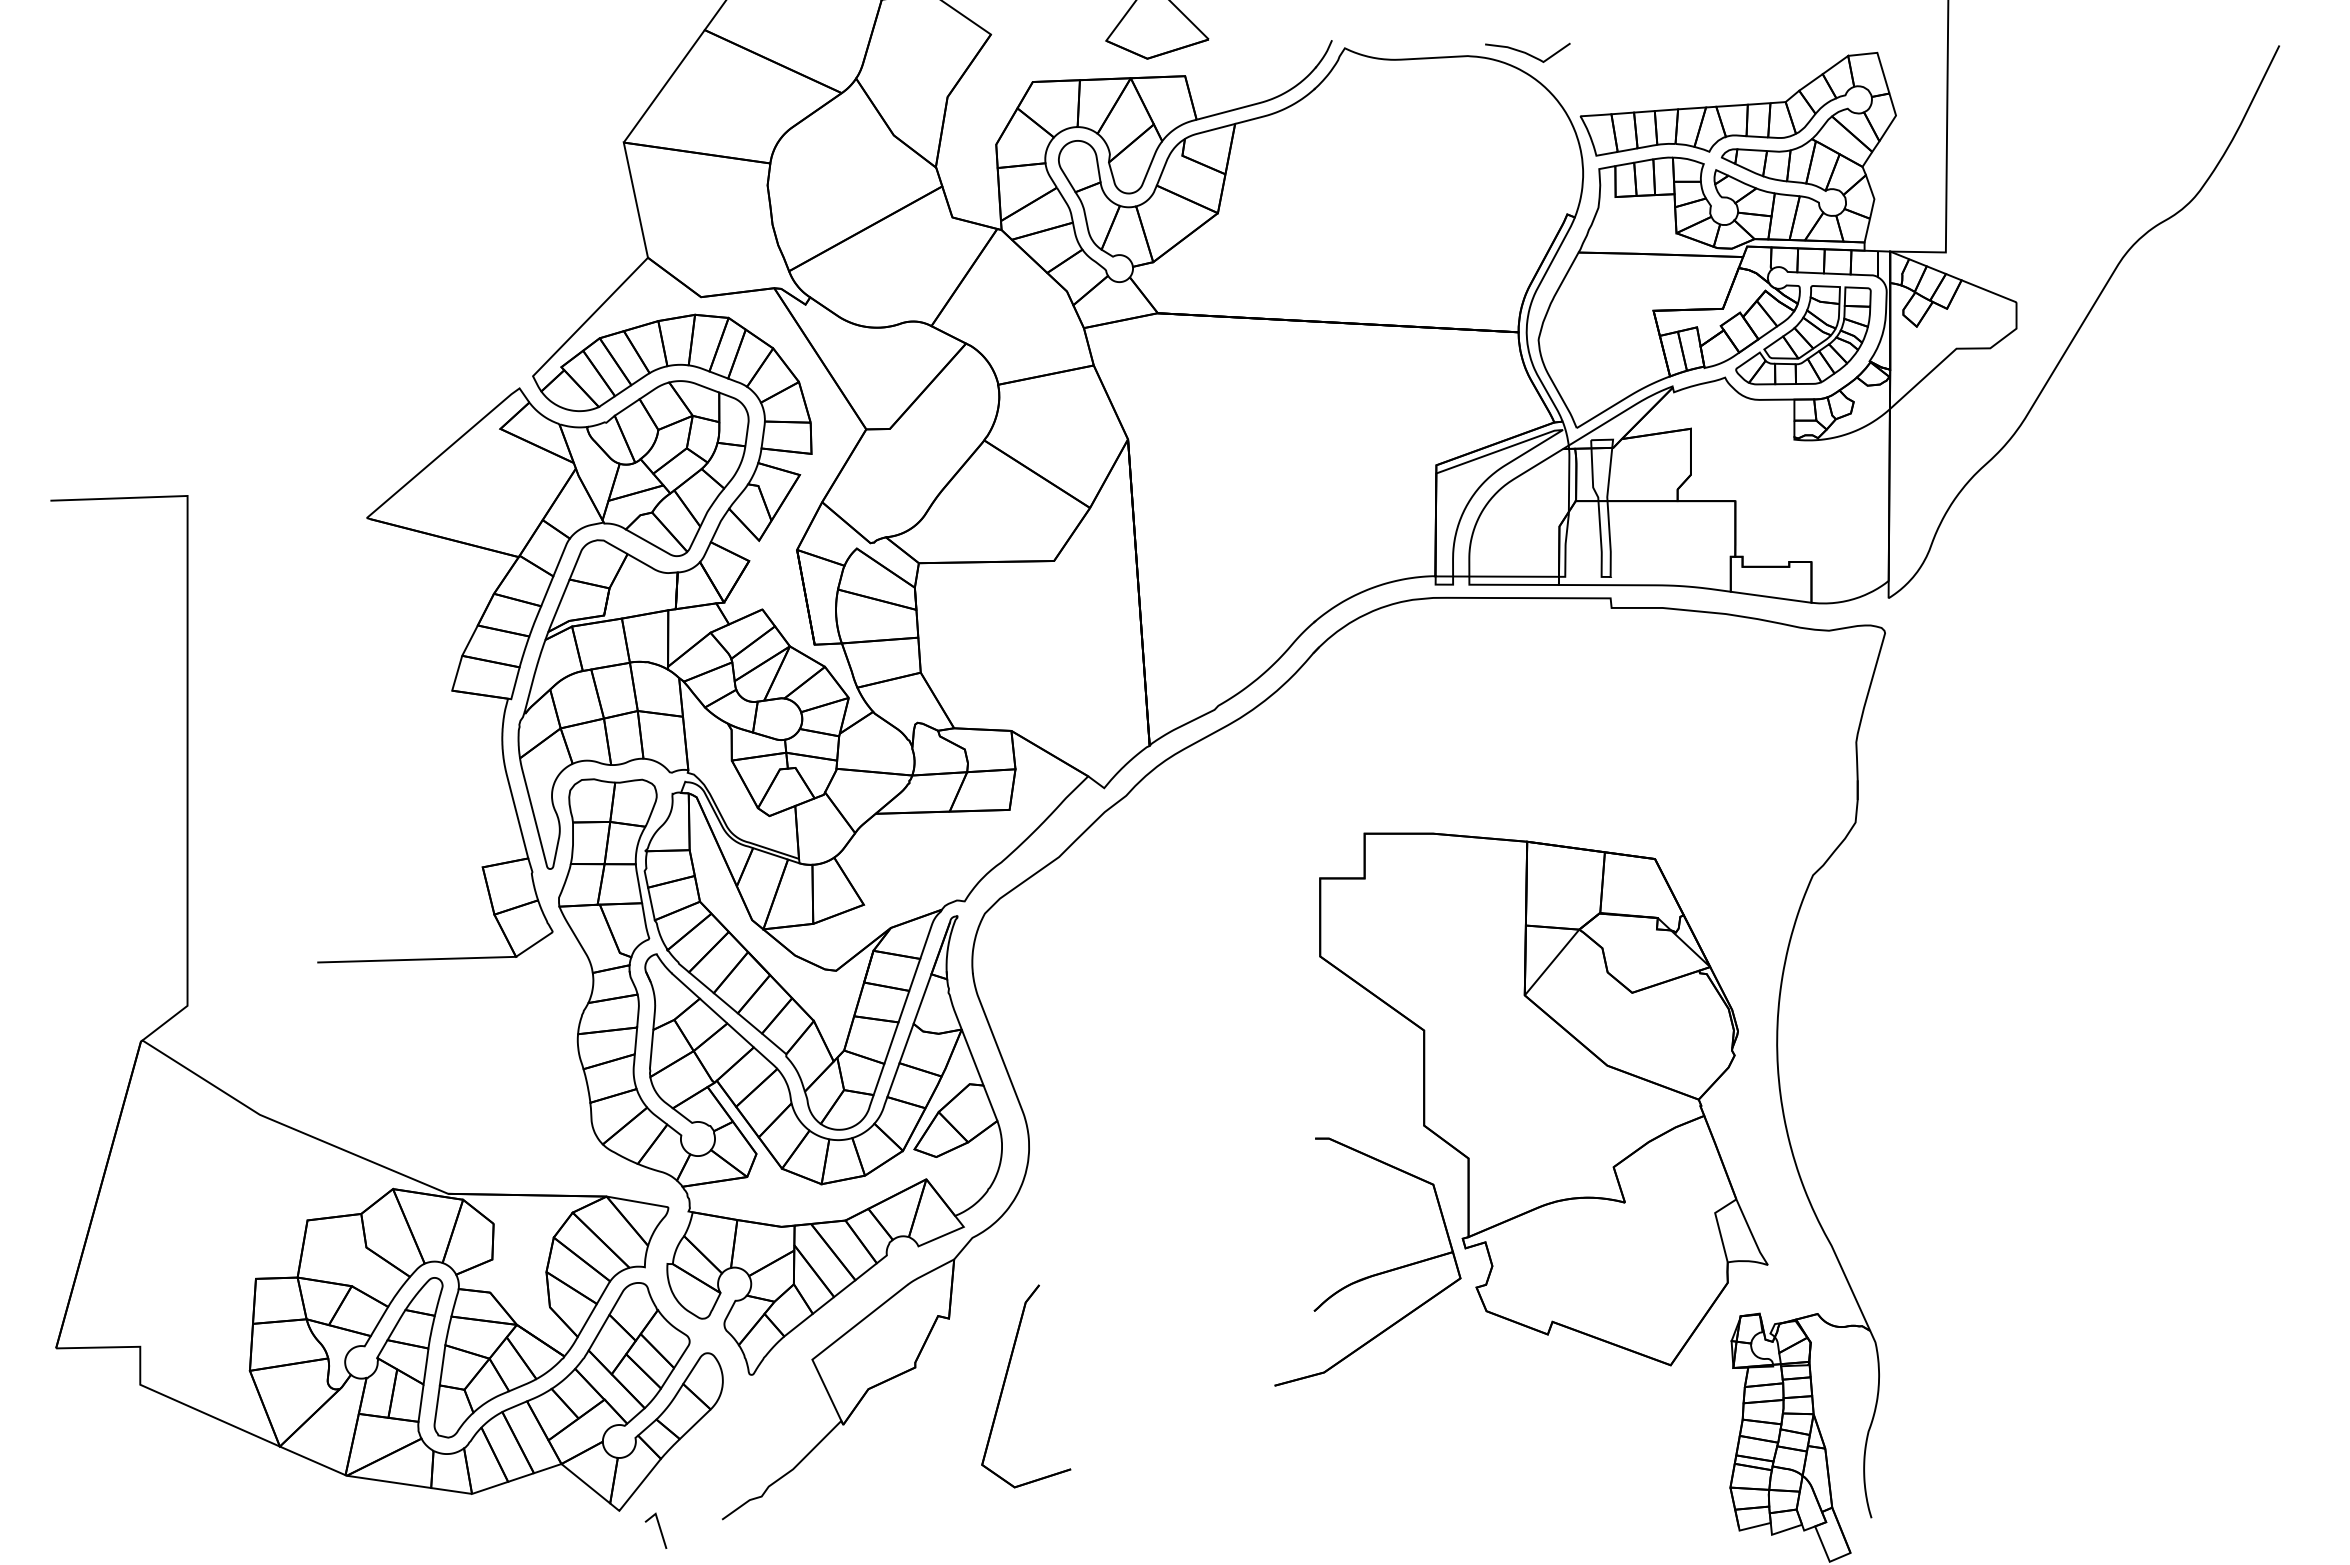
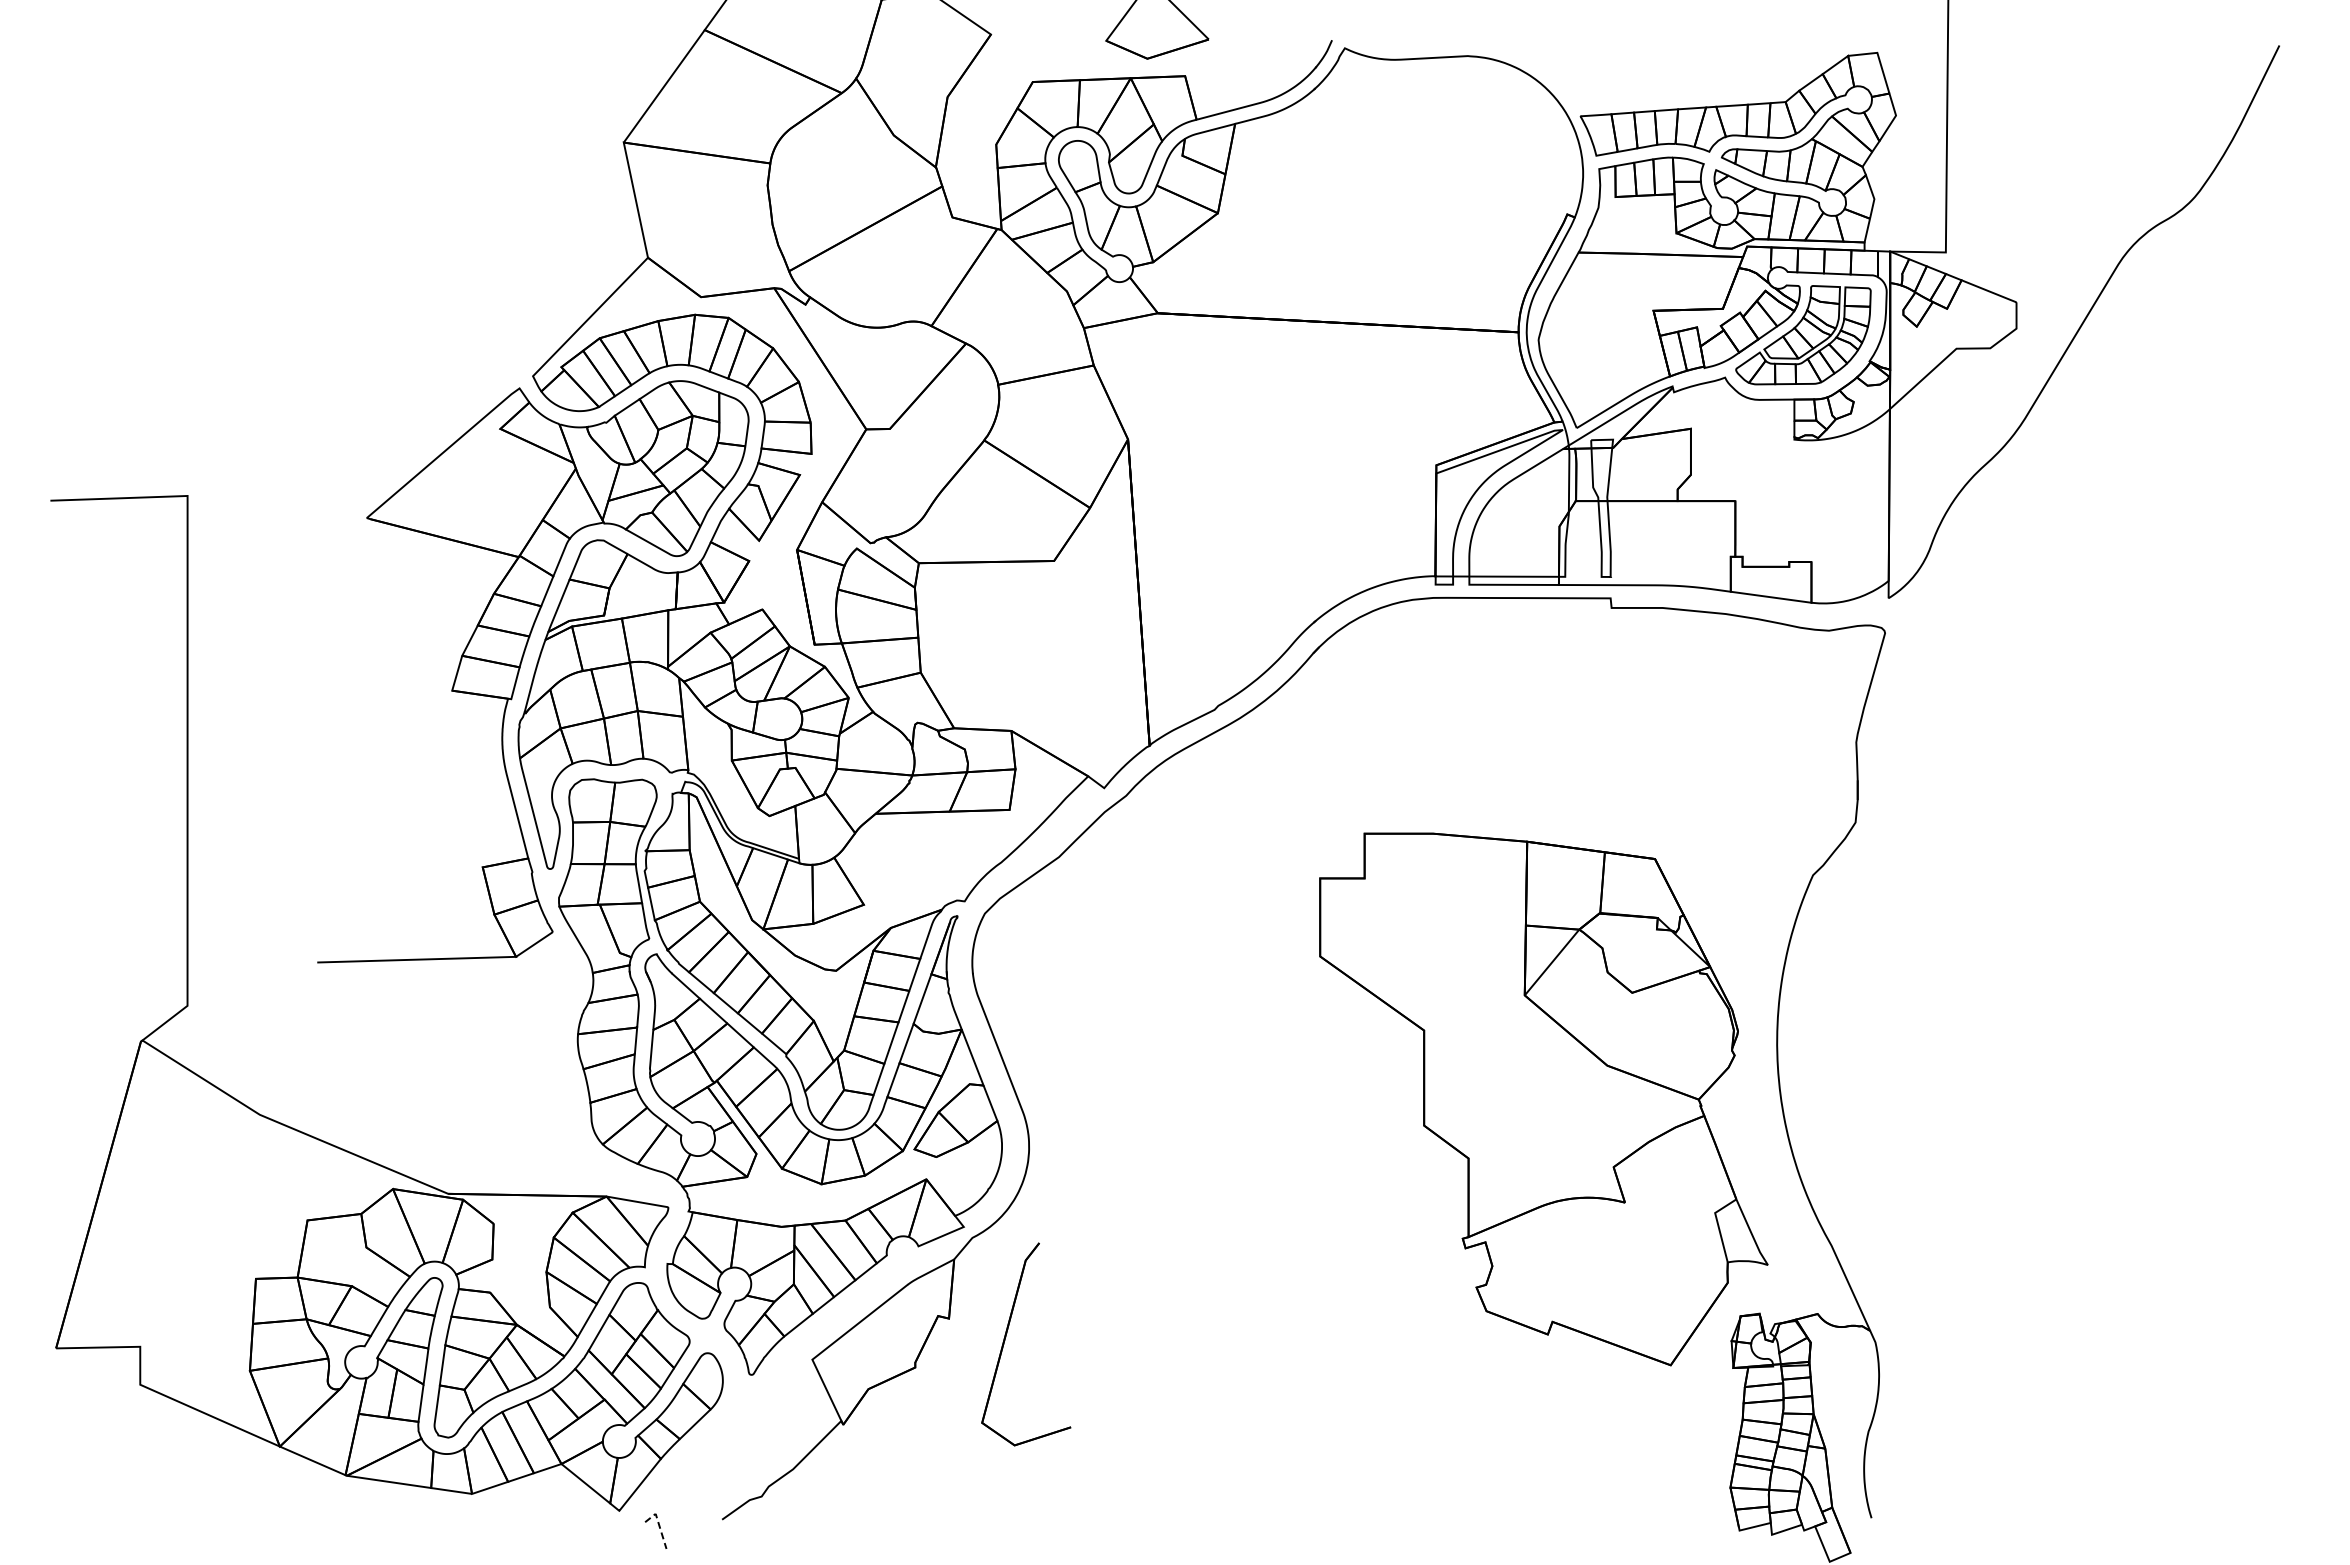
curve: present -> none (1526, 52)
part: present -> none (1372, 1274)
part position: (1006, 1379) -> (1006, 1337) (1006, 1337)
line: solid -> dashed (658, 1524)
